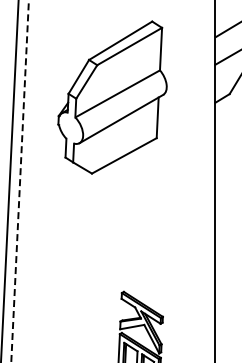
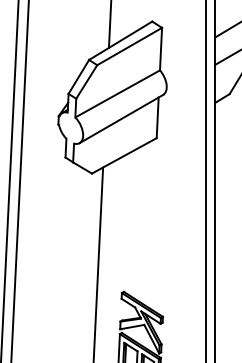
line: none -> present (109, 24)
line: none -> present (205, 180)
line: dashed -> solid (20, 181)
line: none -> present (98, 263)
